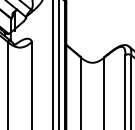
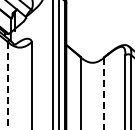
line: solid -> dashed (8, 85)
line: solid -> dashed (104, 93)
